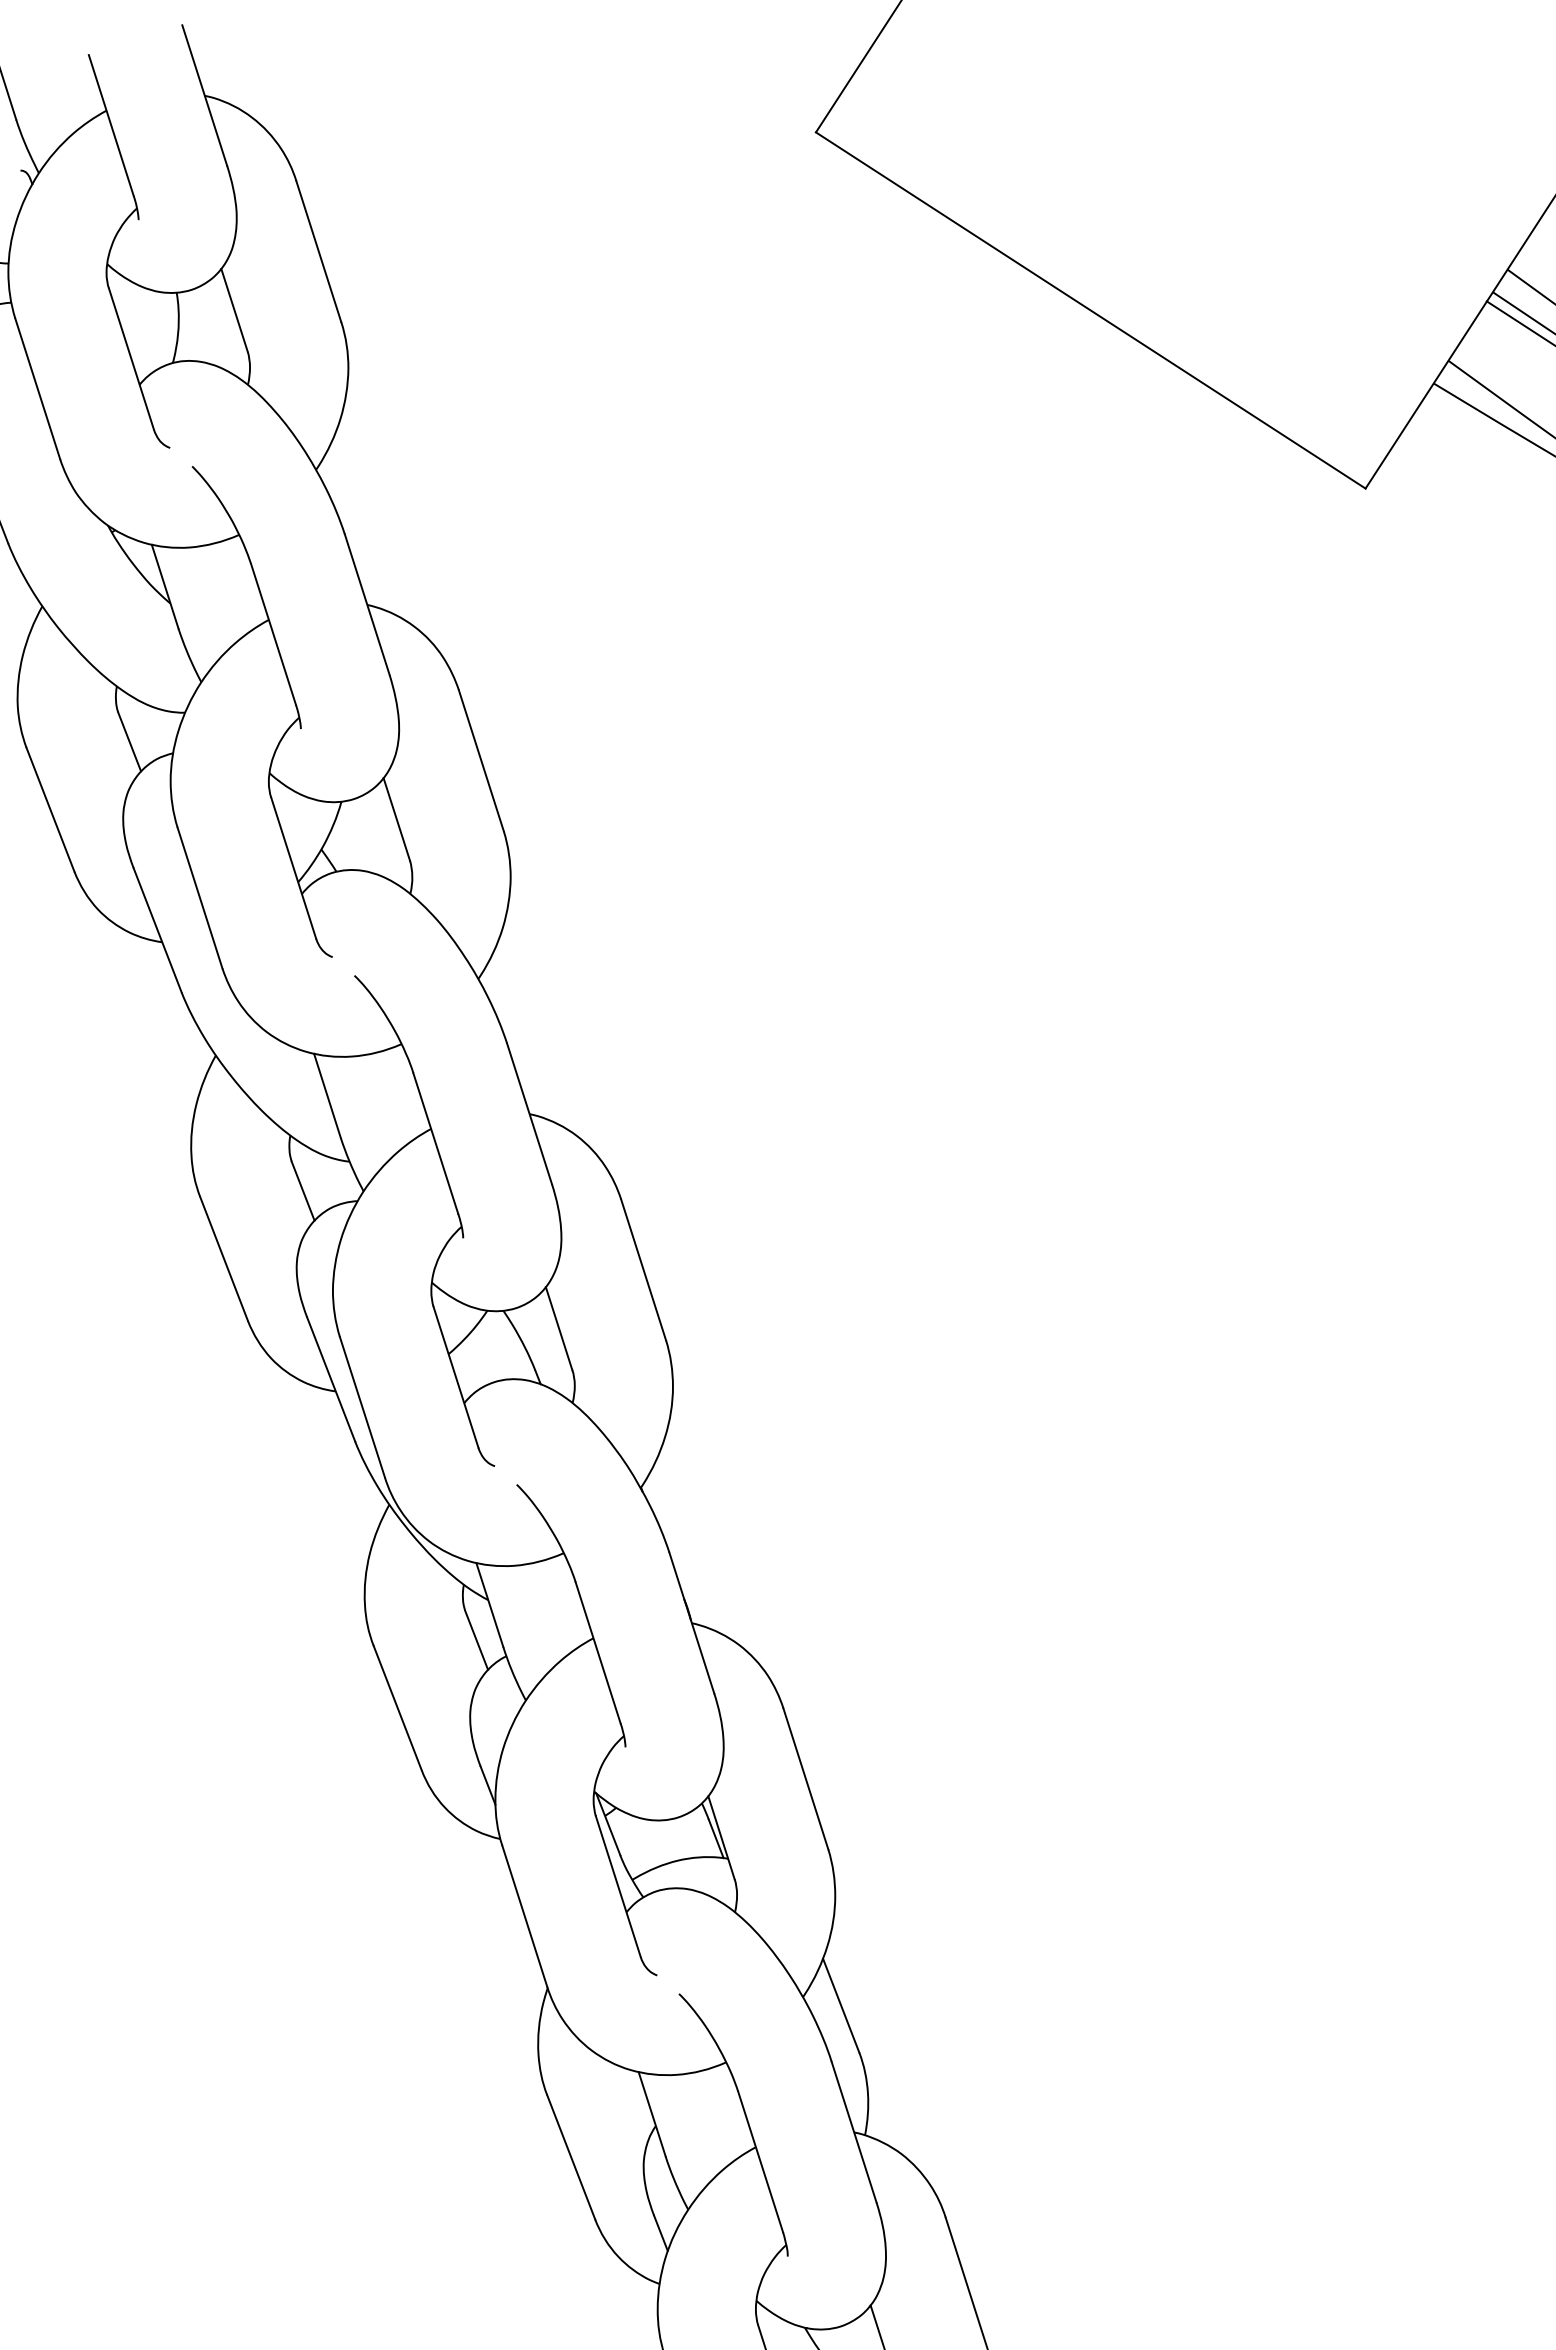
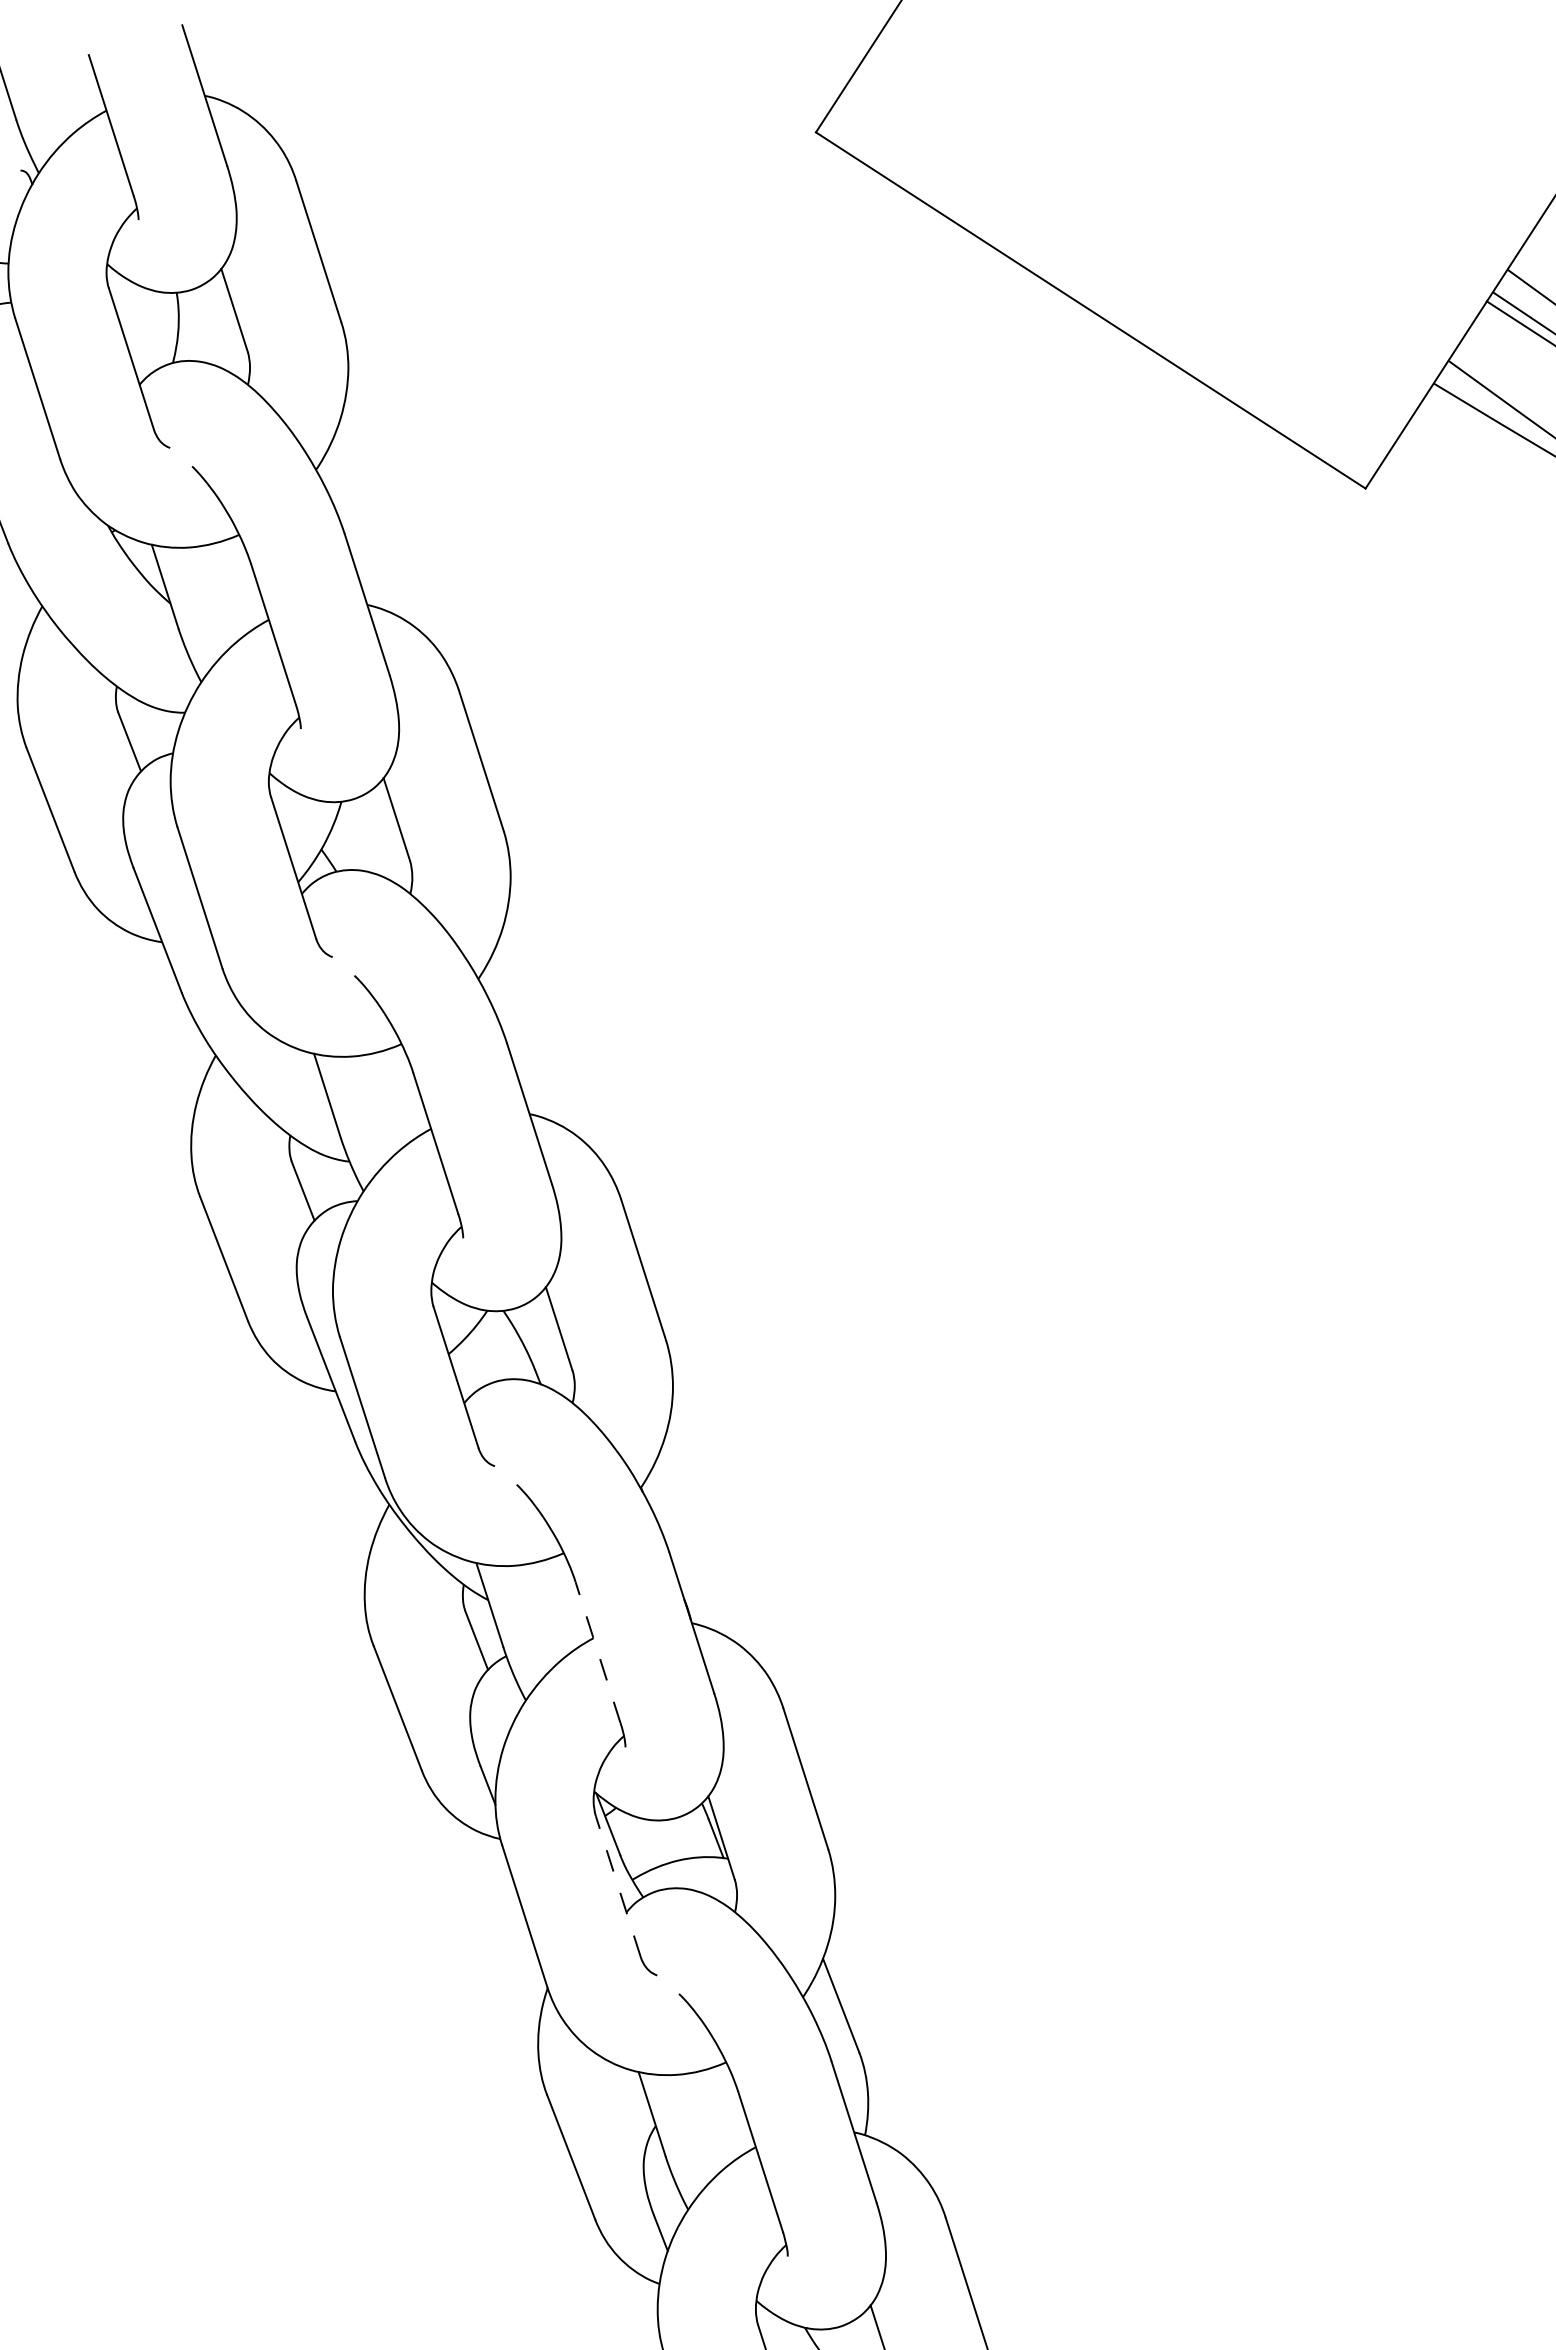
line: solid -> dashed (598, 1652)
line: solid -> dashed (618, 1886)
